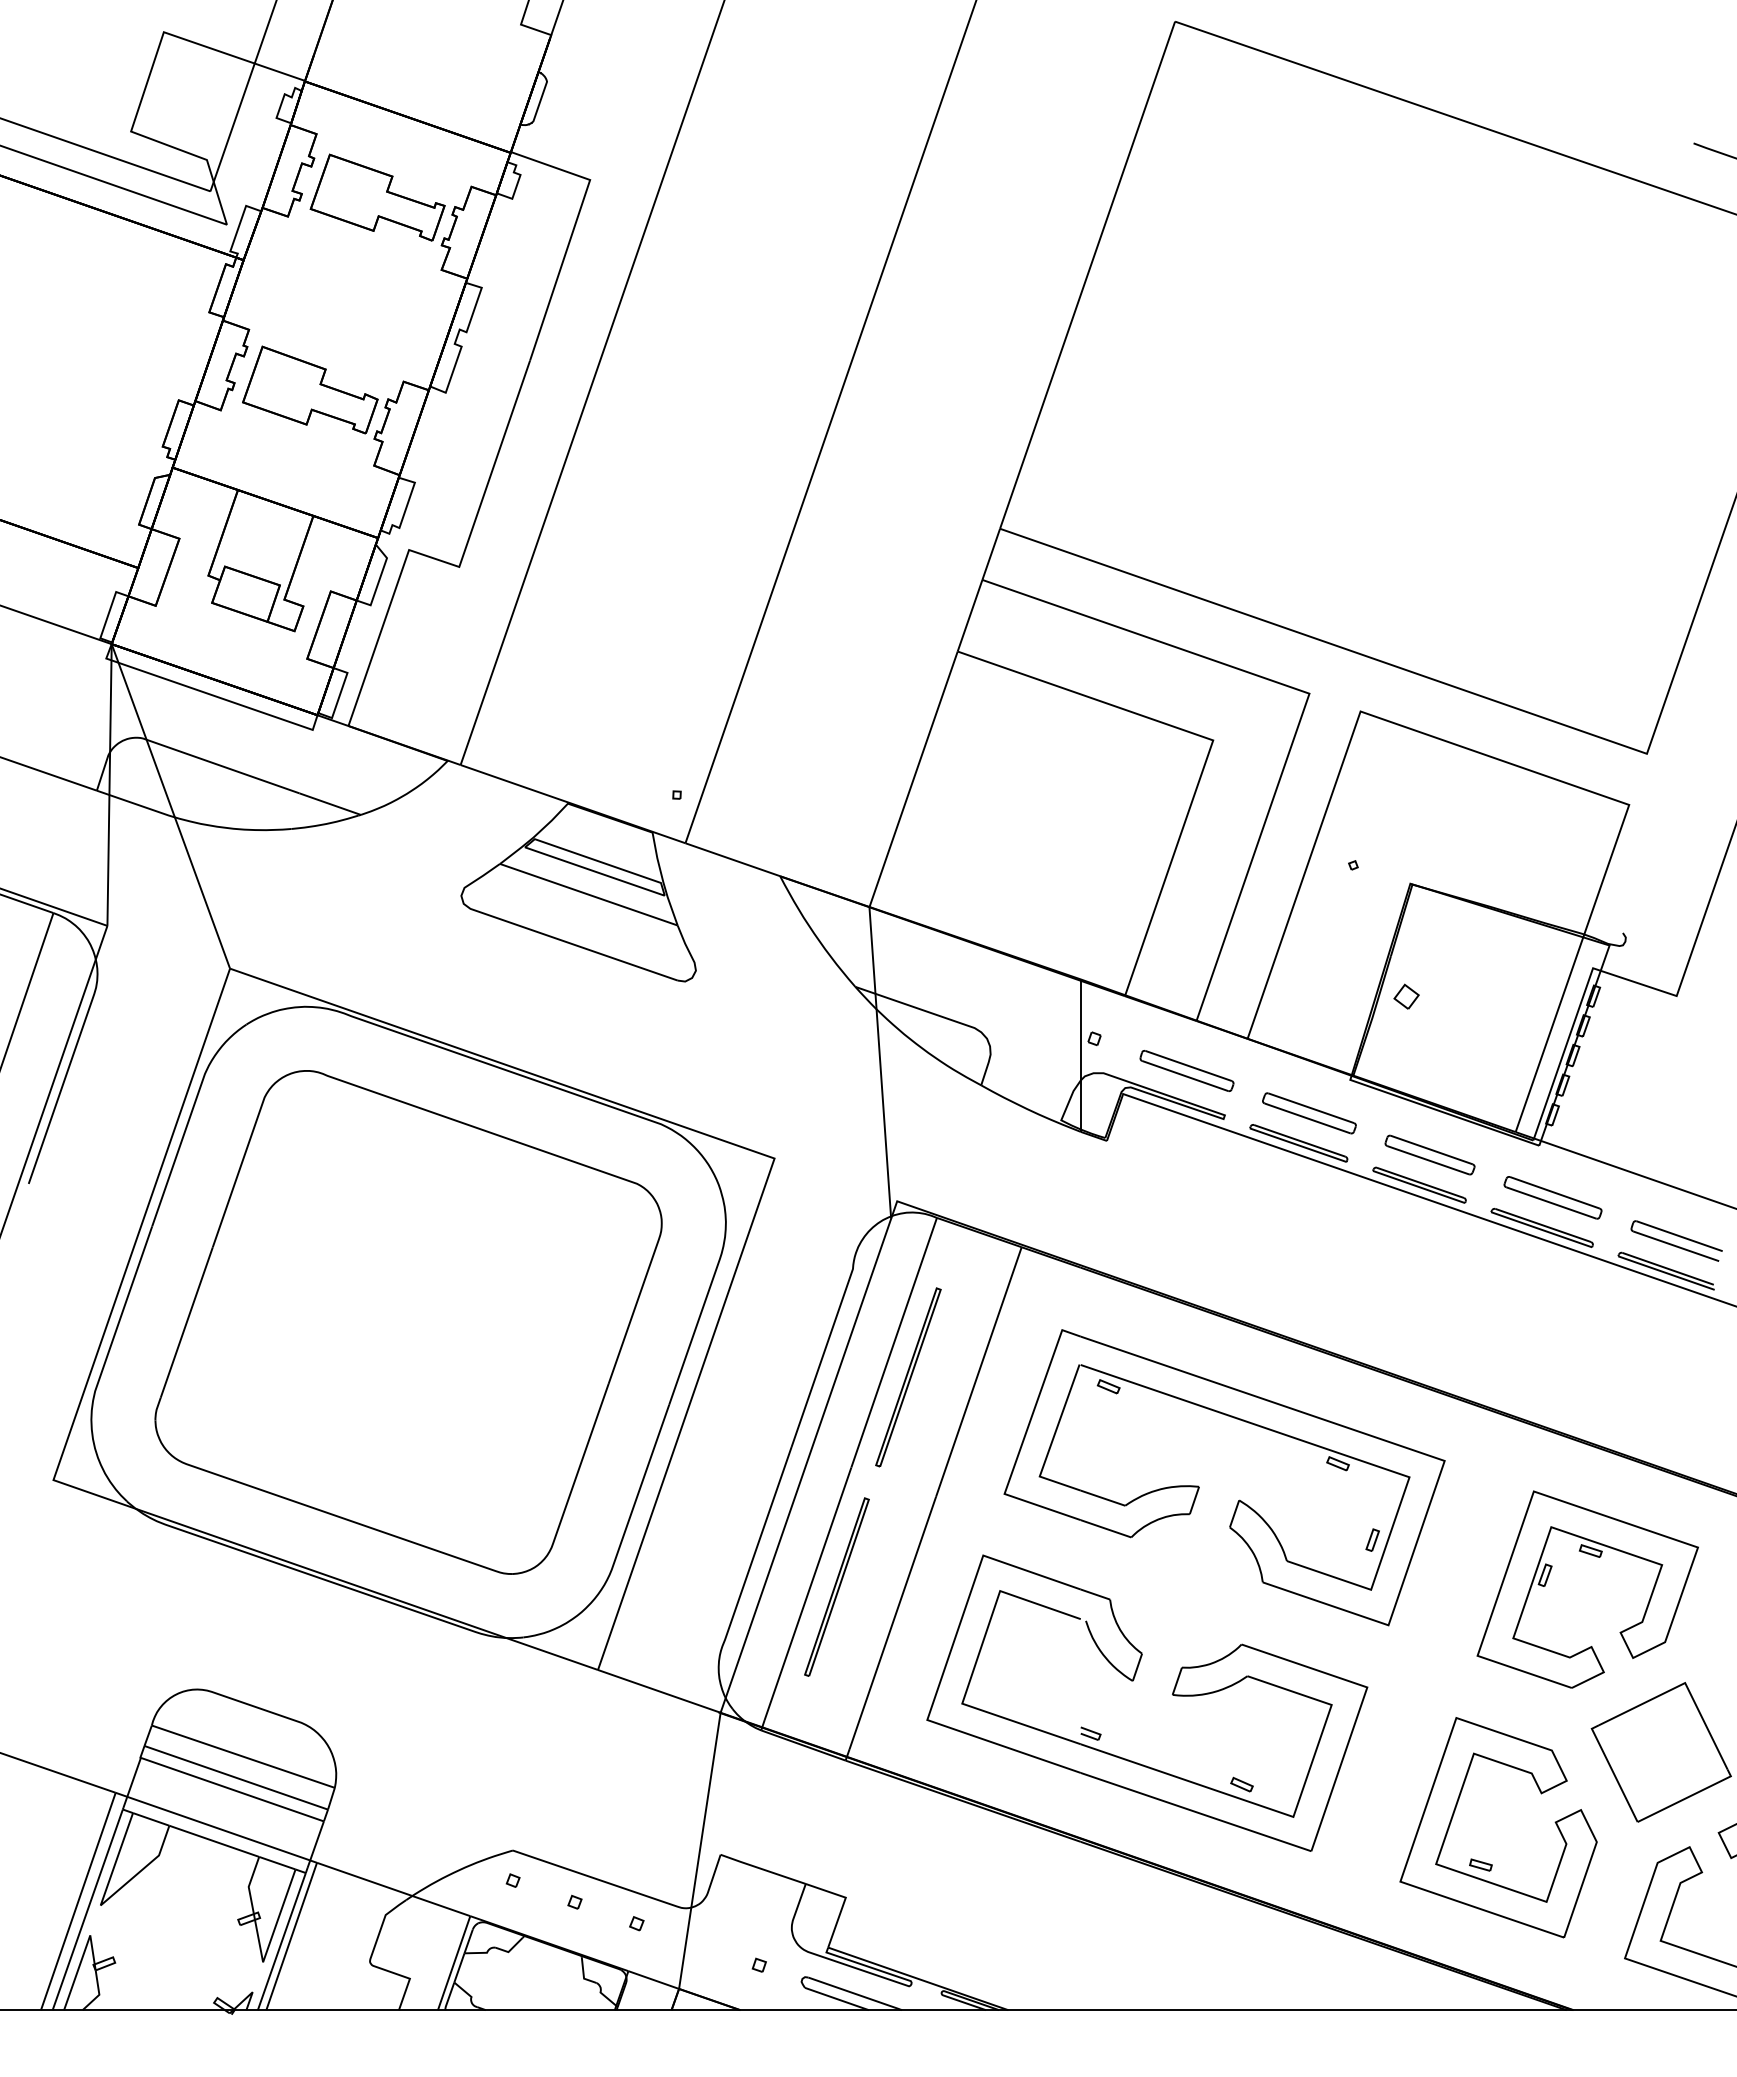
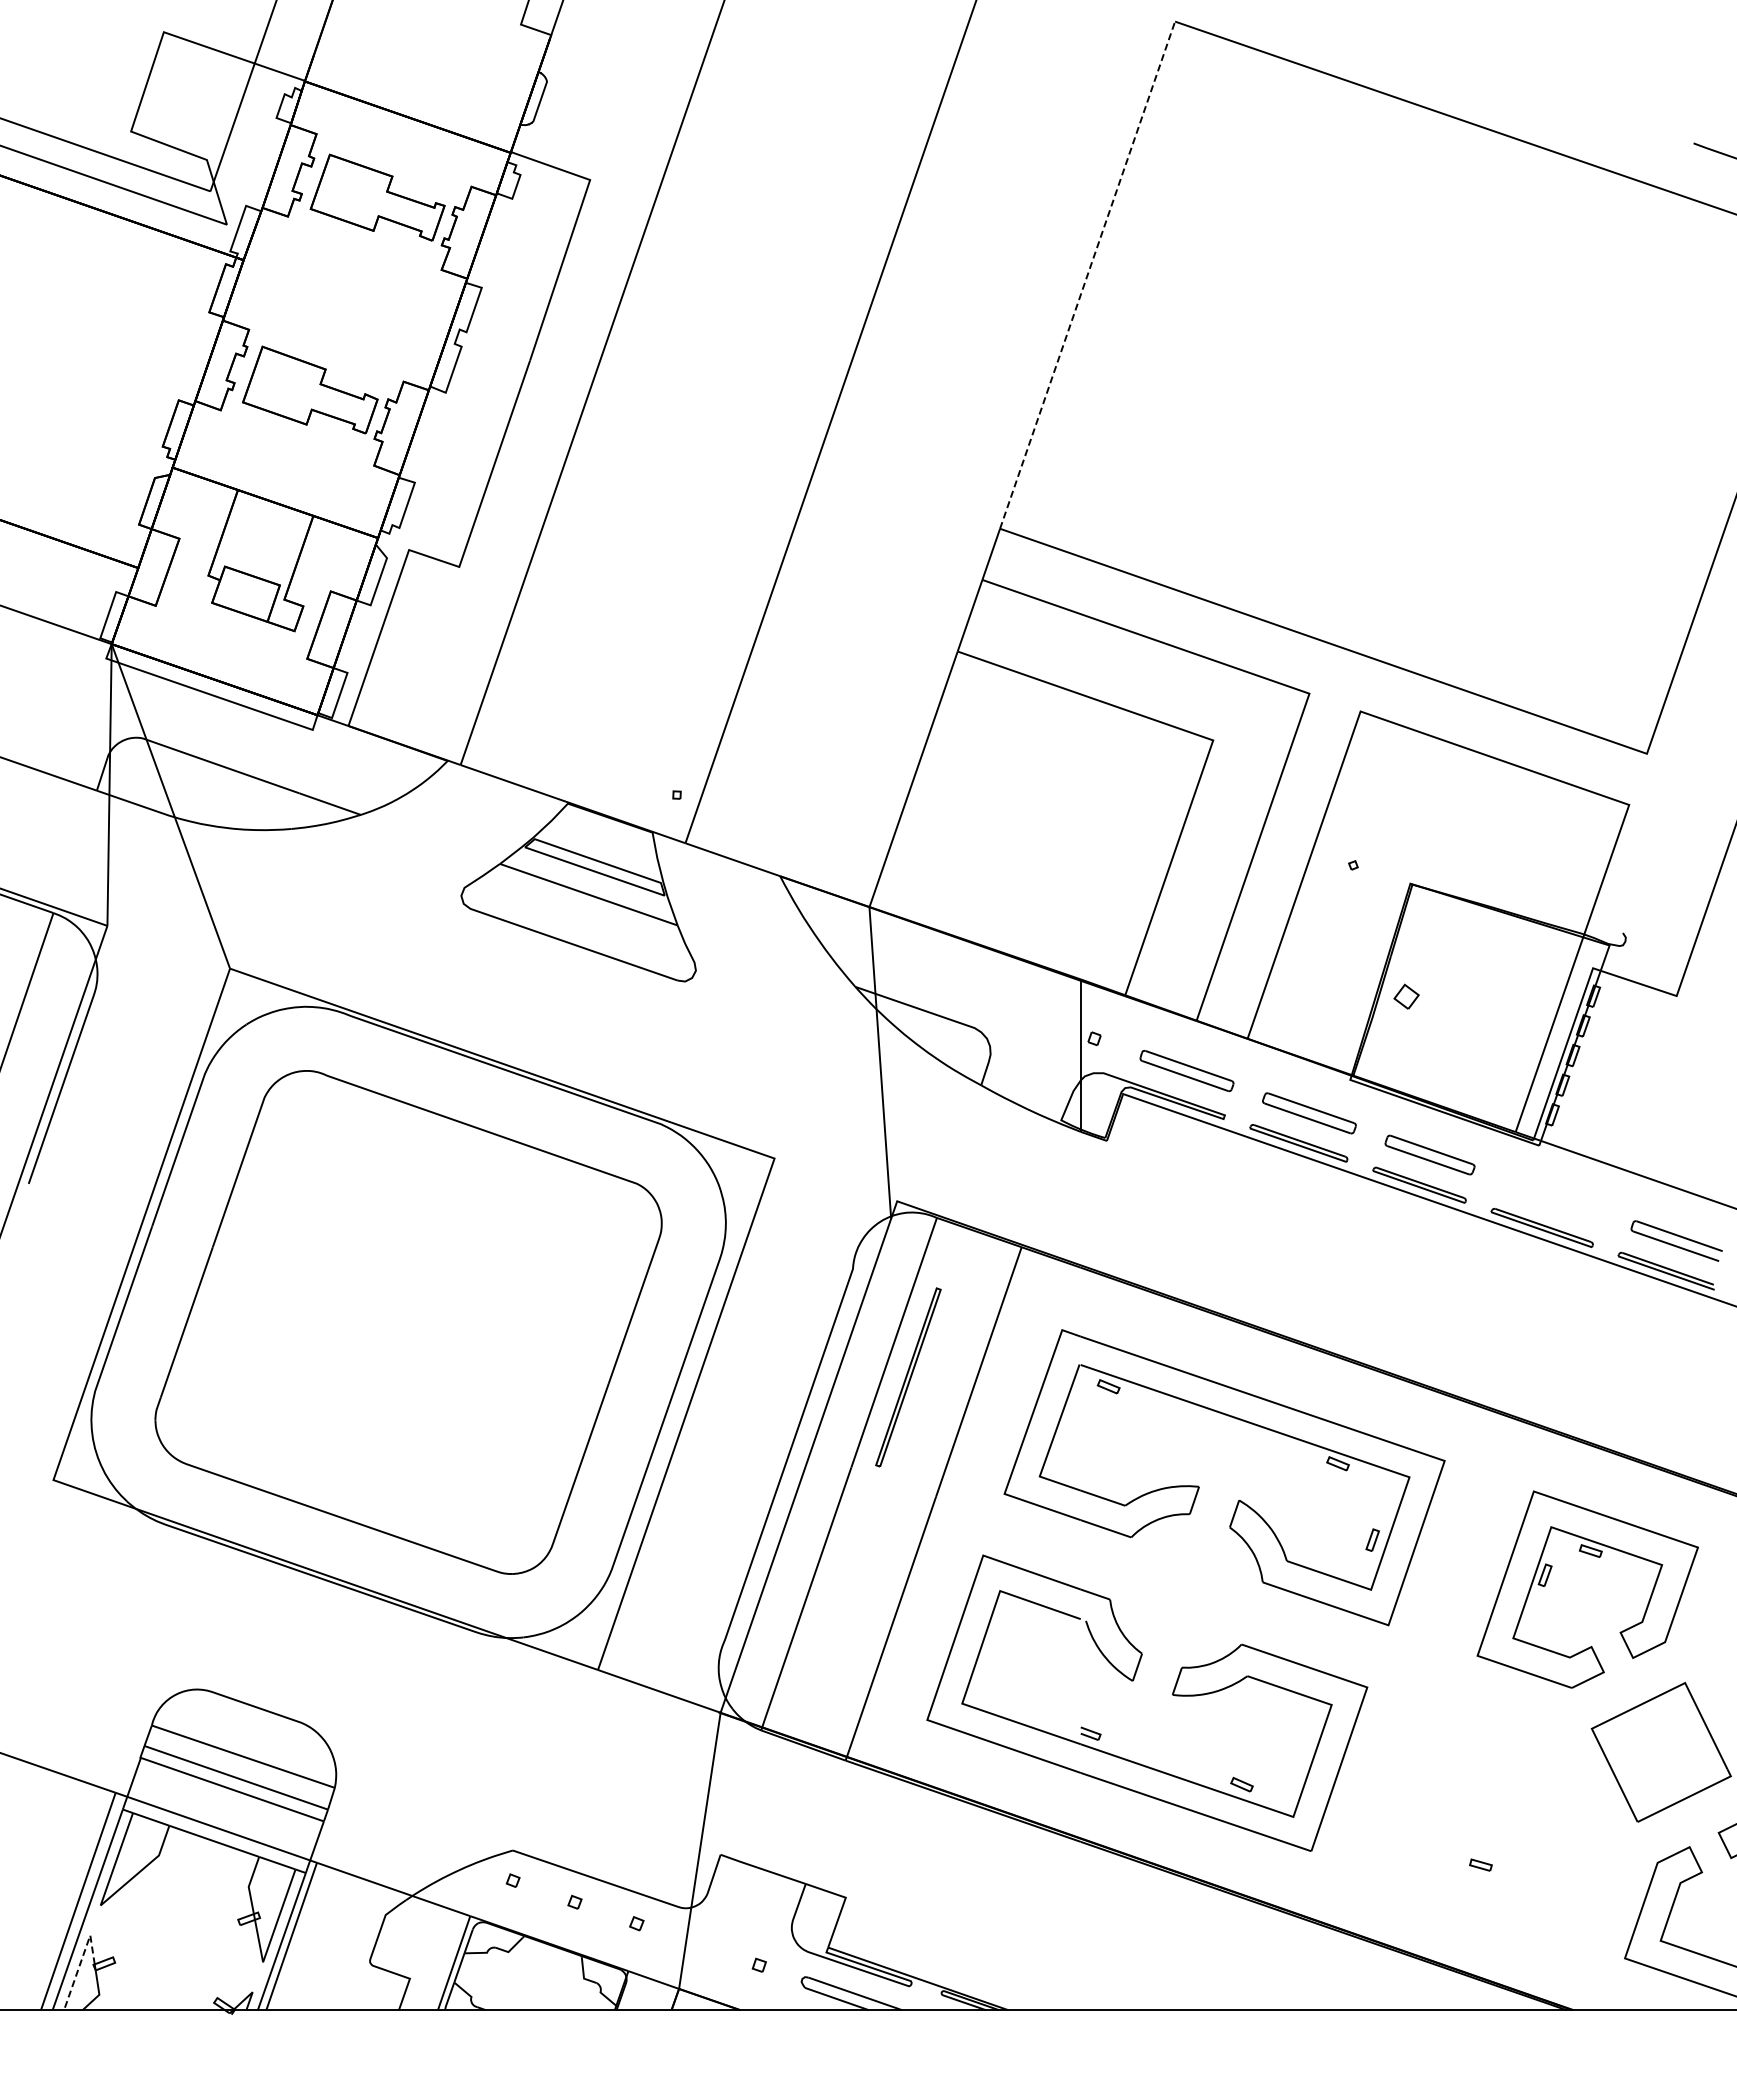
line: solid -> dashed (1087, 274)
part: present -> none (1552, 1197)
part: present -> none (836, 1586)
part: present -> none (1455, 1811)
line: solid -> dashed (82, 1958)
